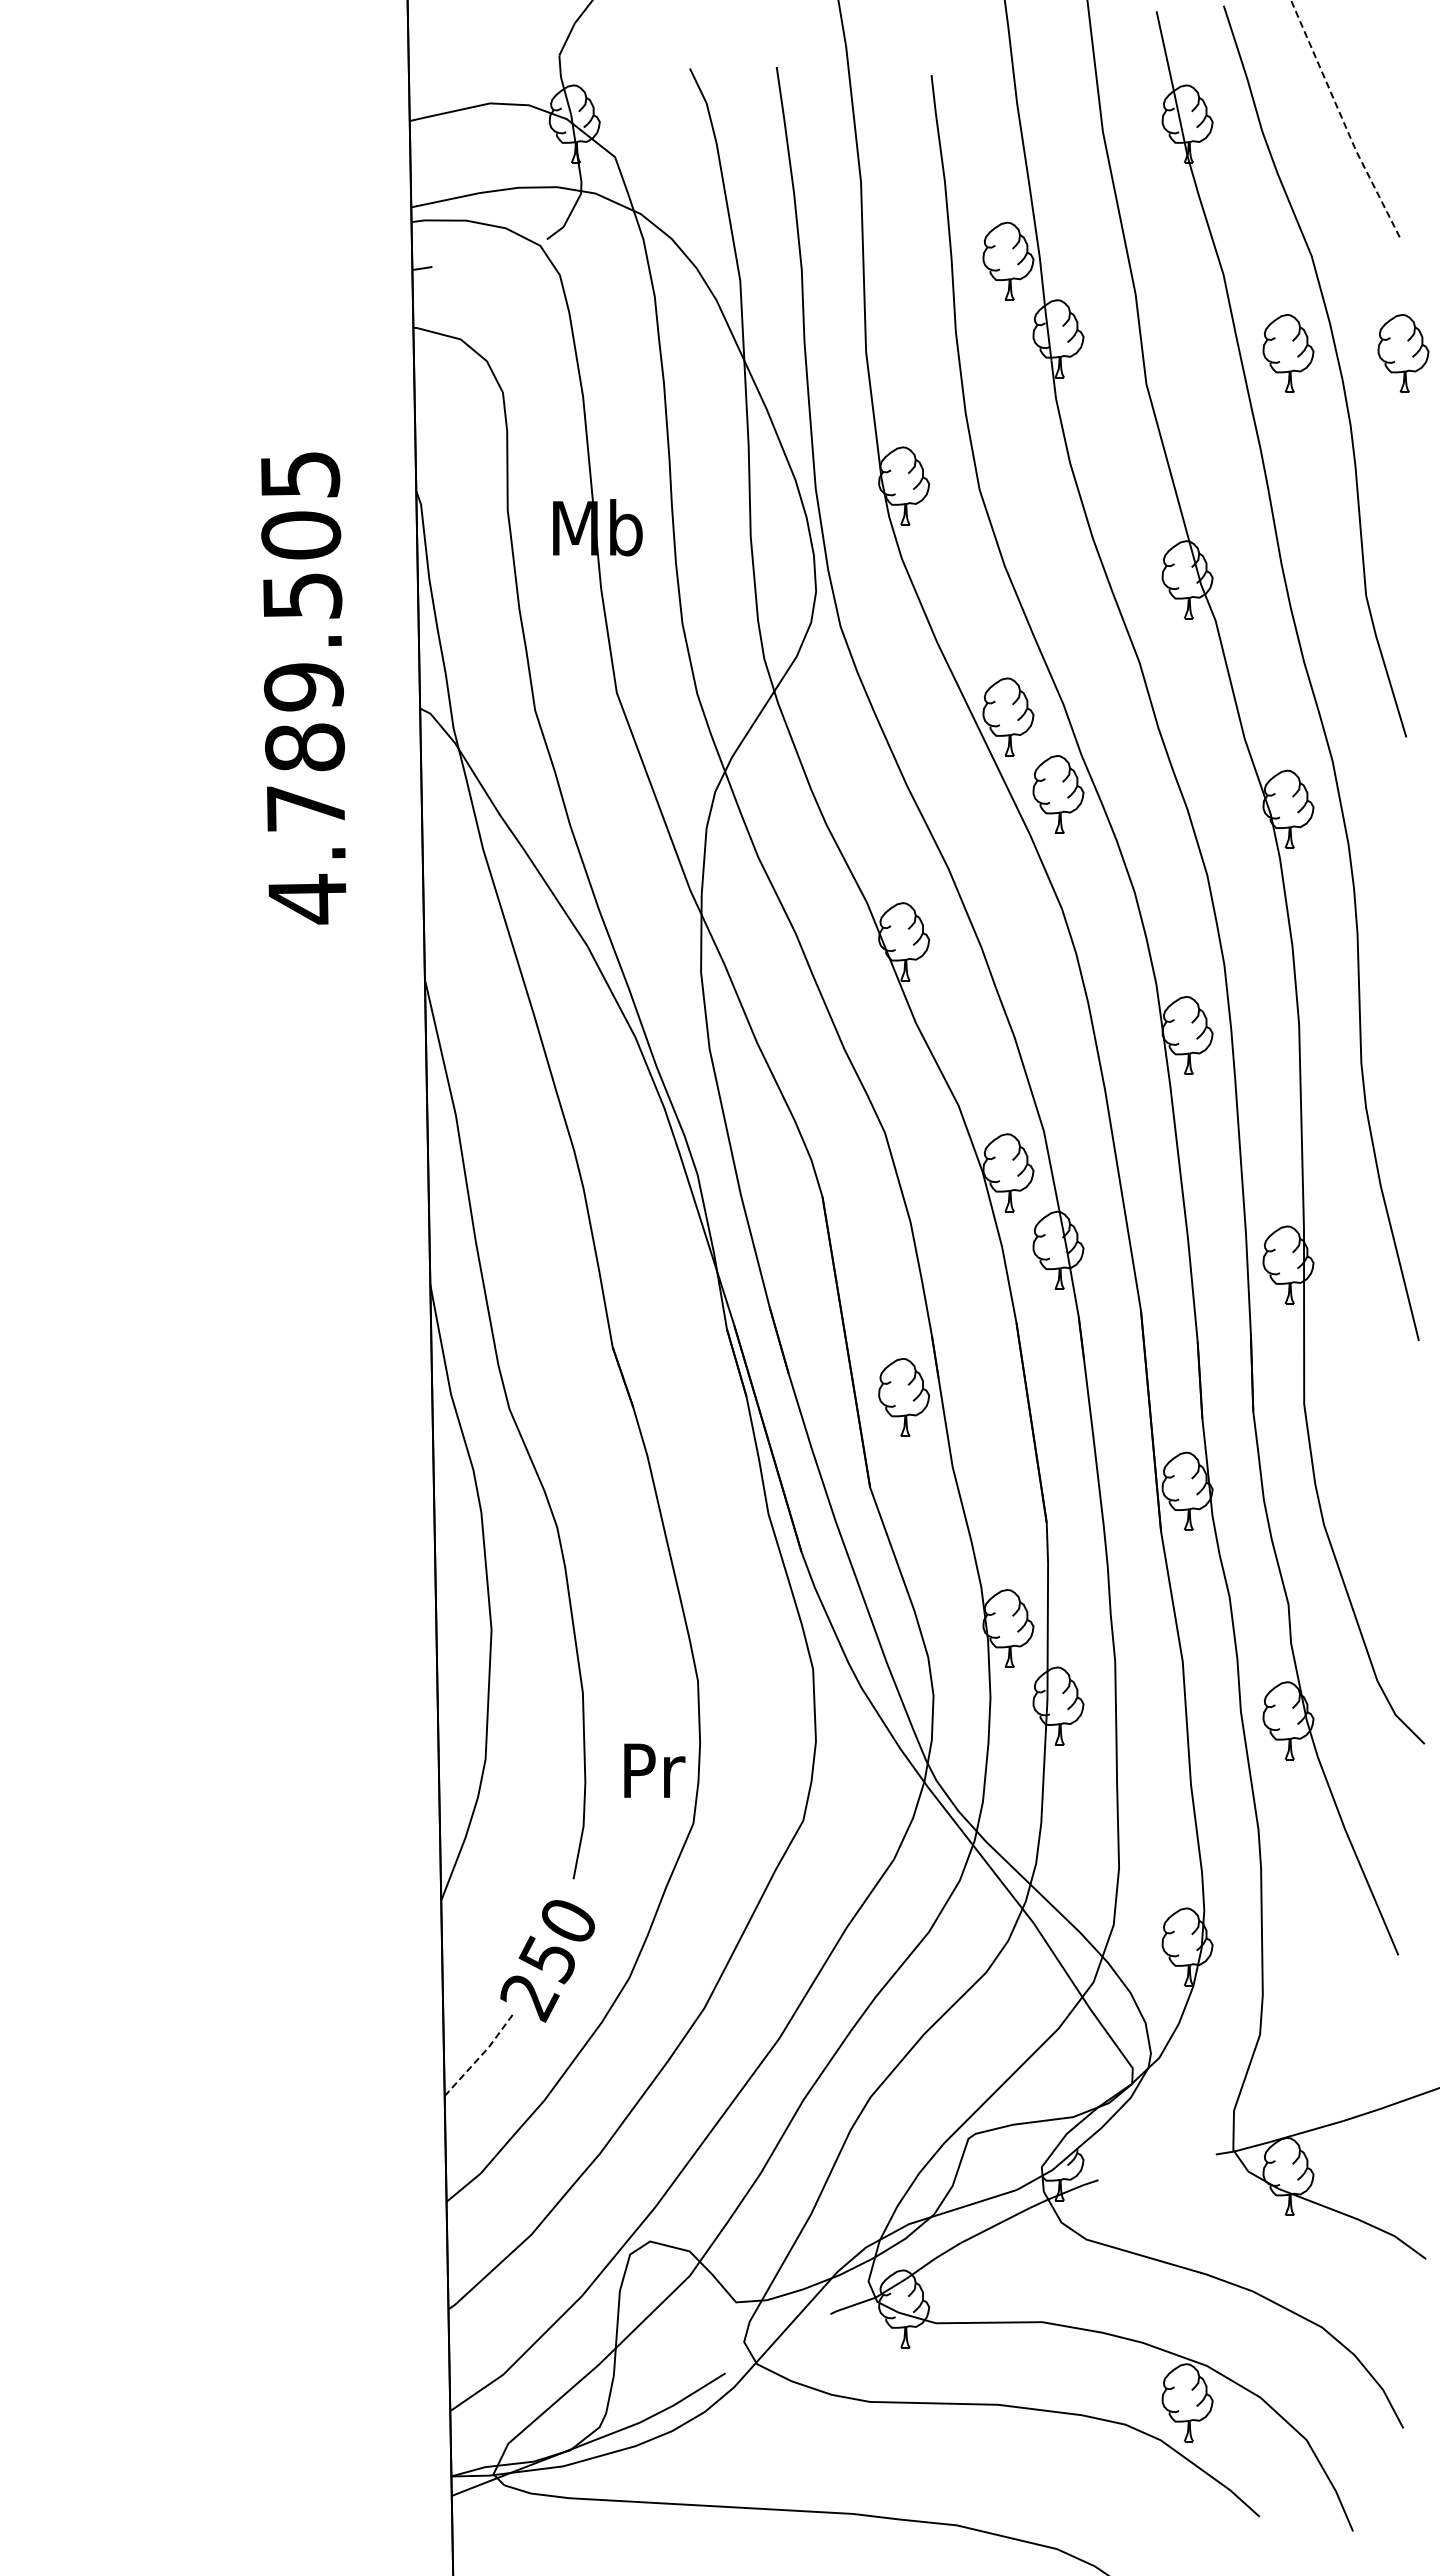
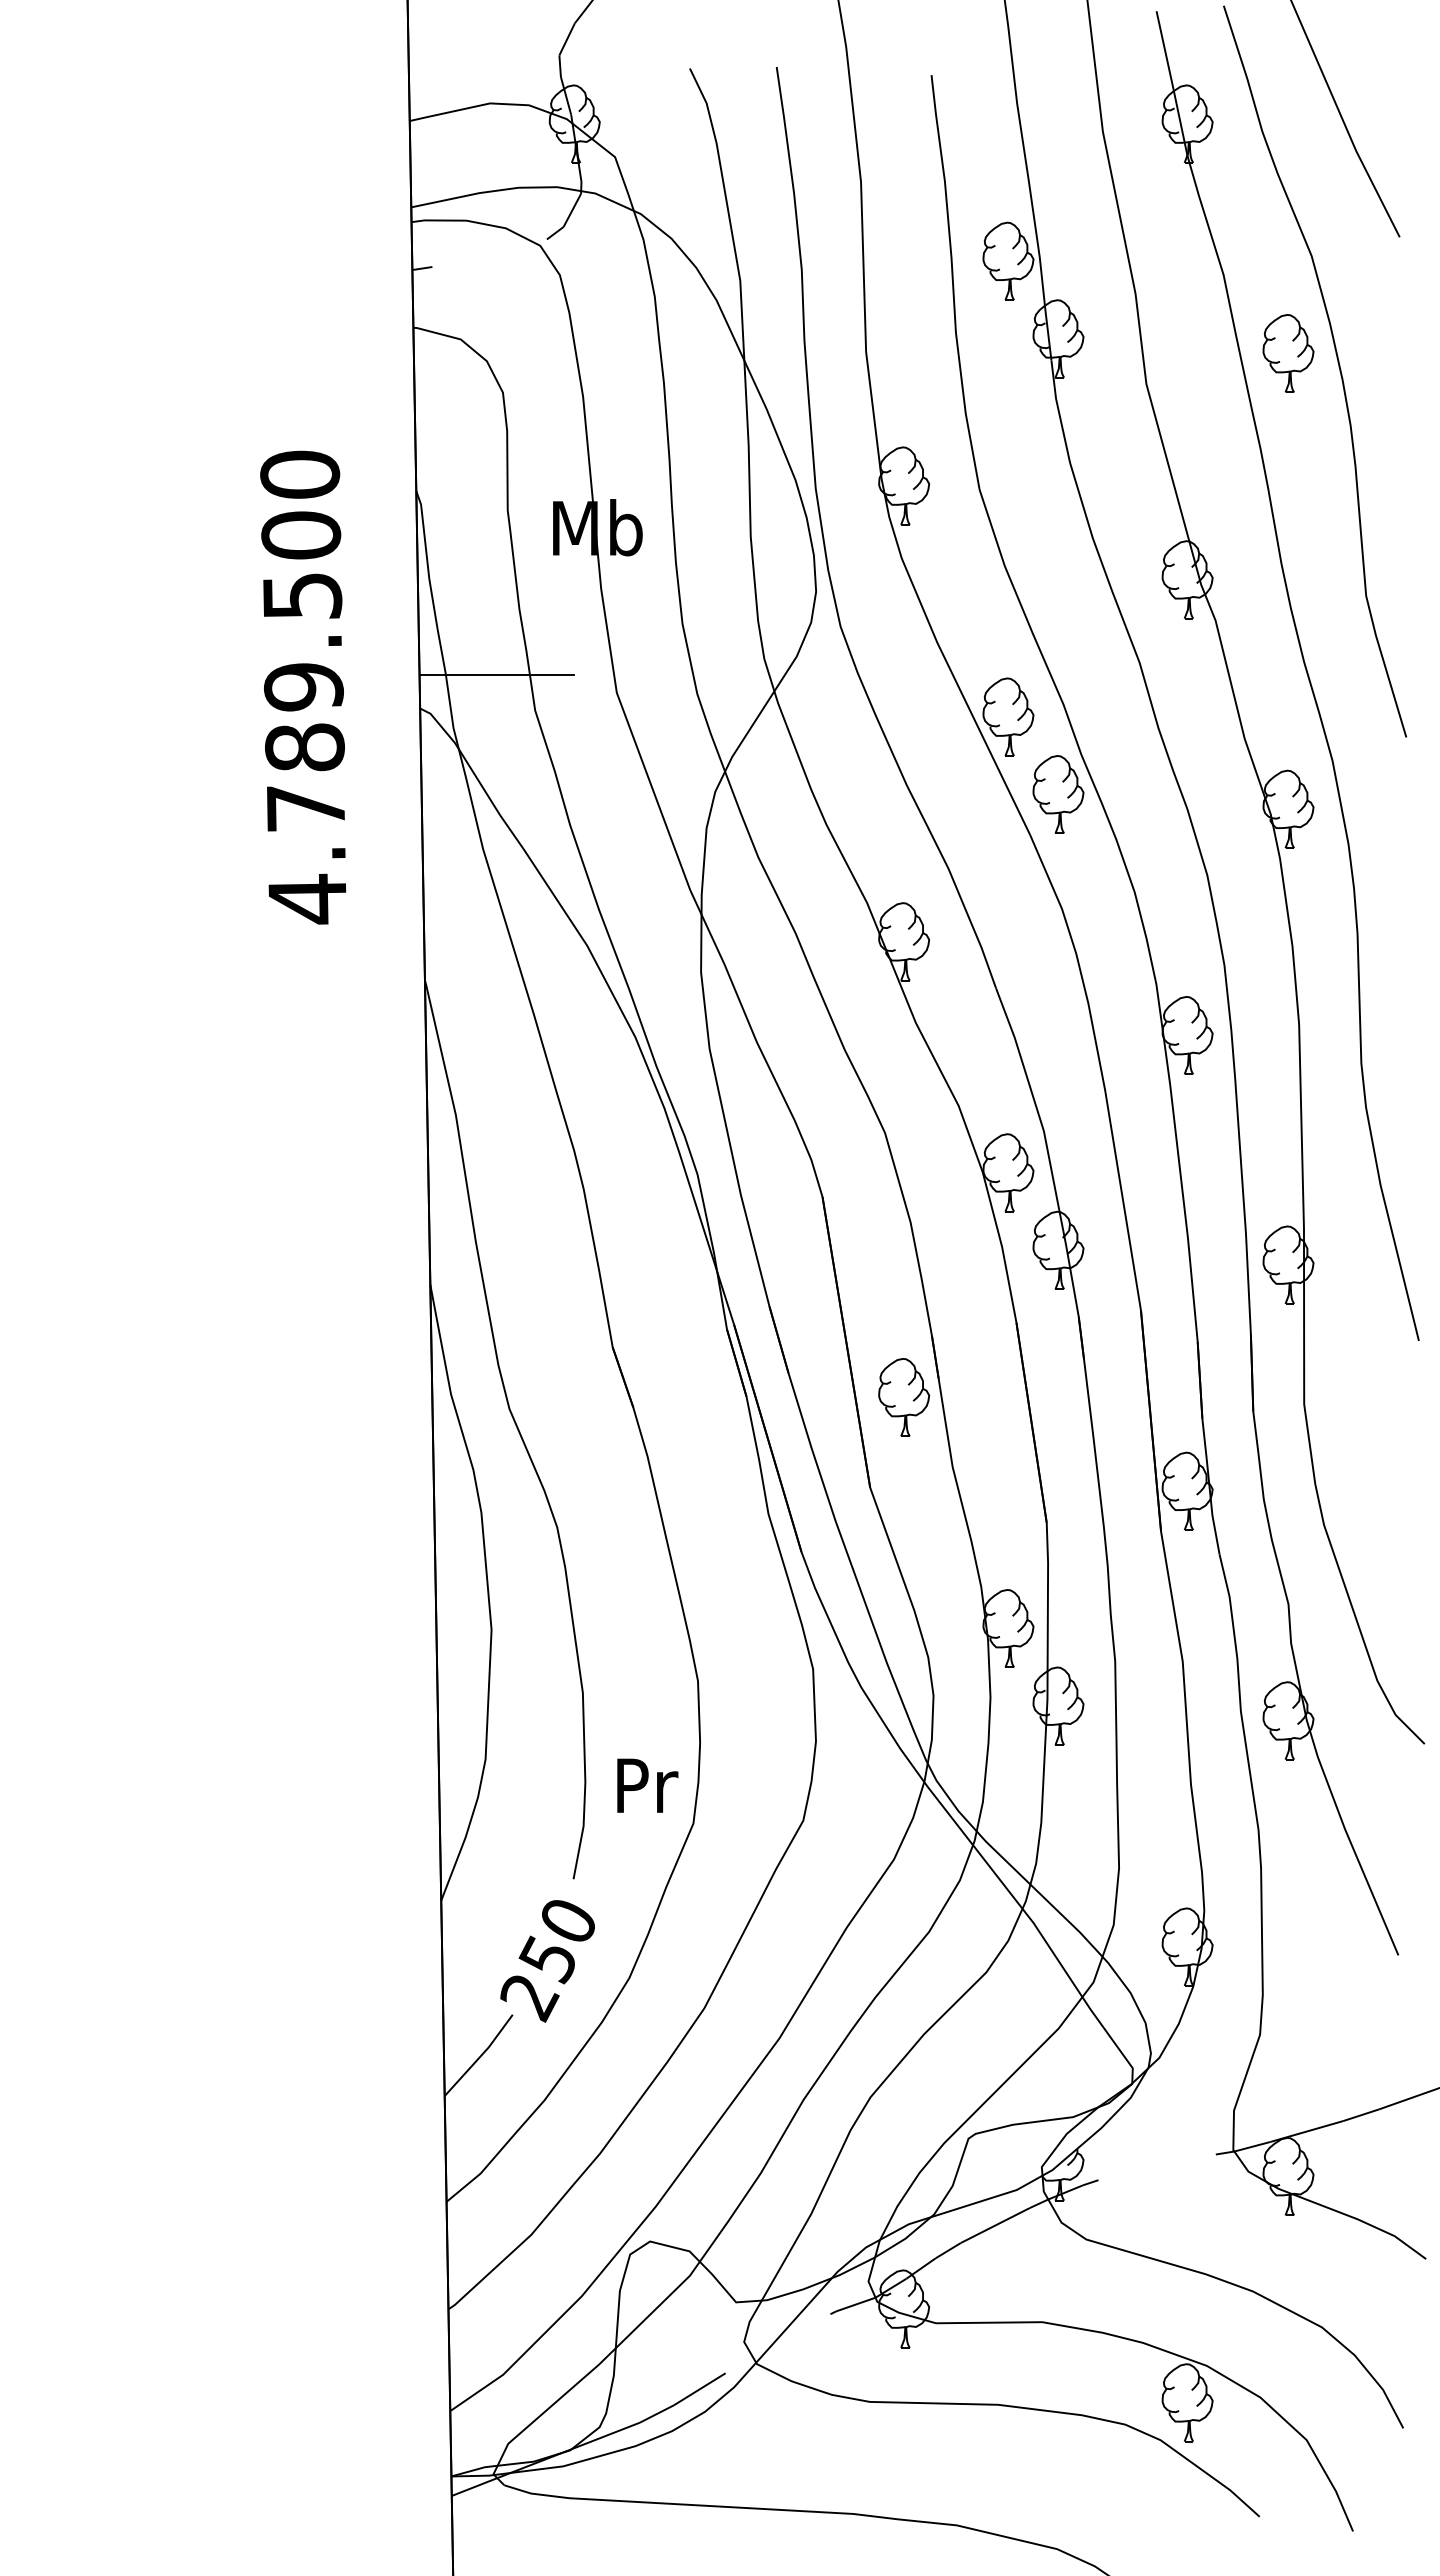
line: dashed -> solid (1343, 120)
part: present -> none (1403, 353)
text: 4.789.505 -> 4.789.500 (300, 474)
line: none -> present (496, 675)
text position: (654, 1770) -> (647, 1785) (647, 1785)
line: dashed -> solid (480, 2056)
